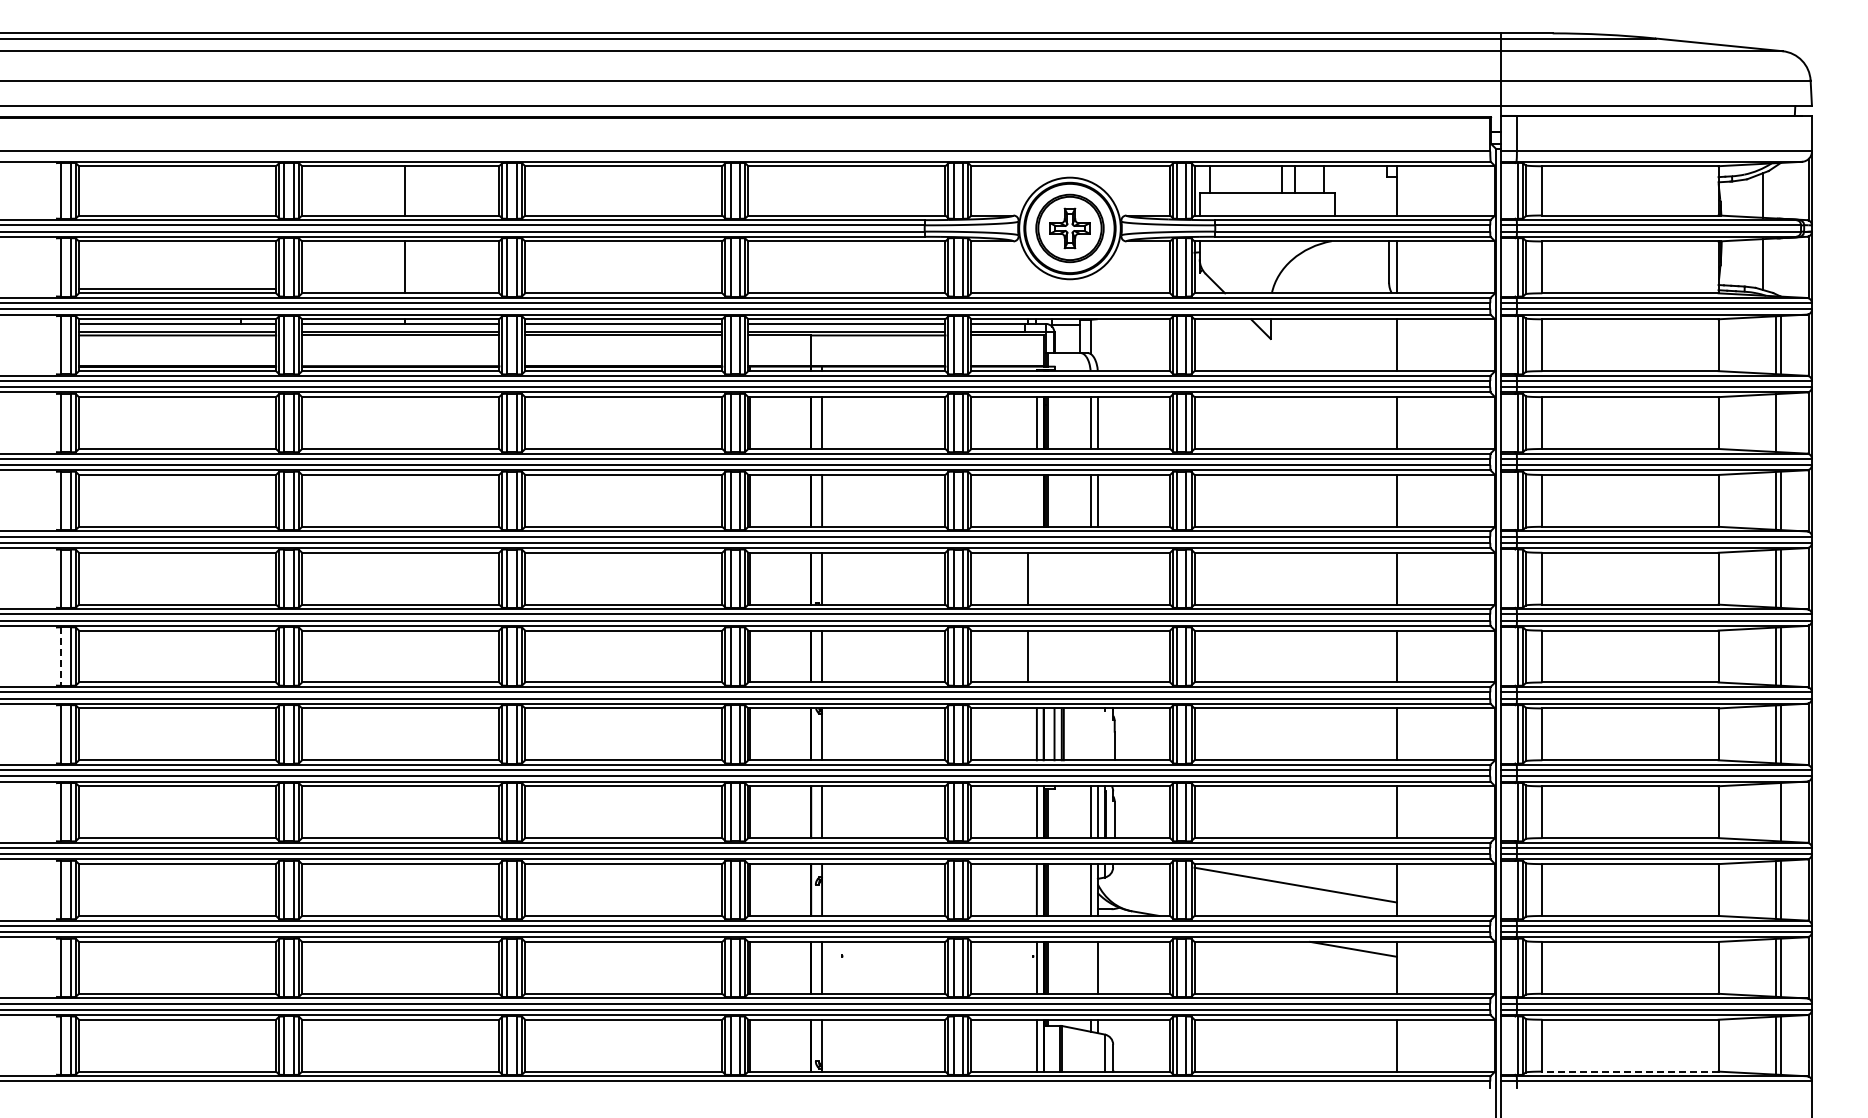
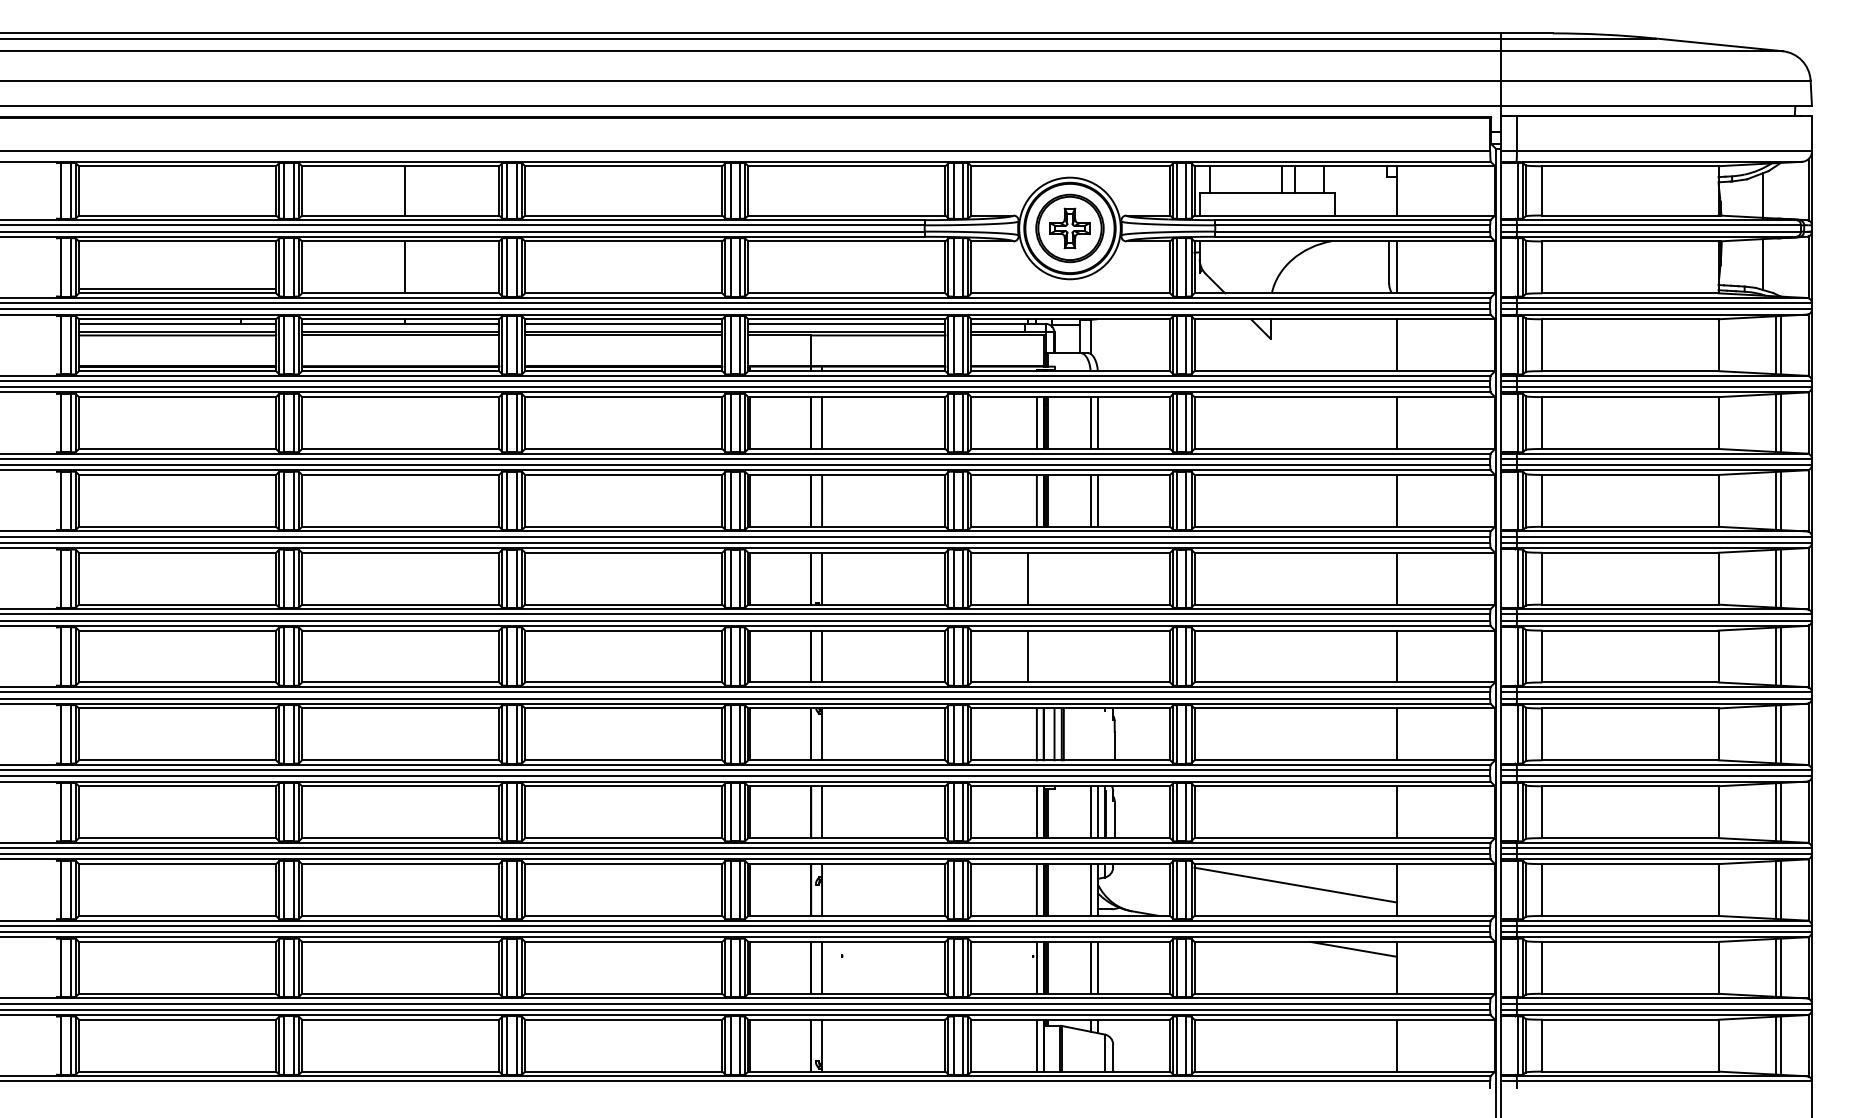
line: none -> present (1780, 422)
line: none -> present (1036, 500)
line: dashed -> solid (61, 657)
line: none -> present (1775, 812)
line: none -> present (1090, 967)
line: dashed -> solid (1629, 1071)
